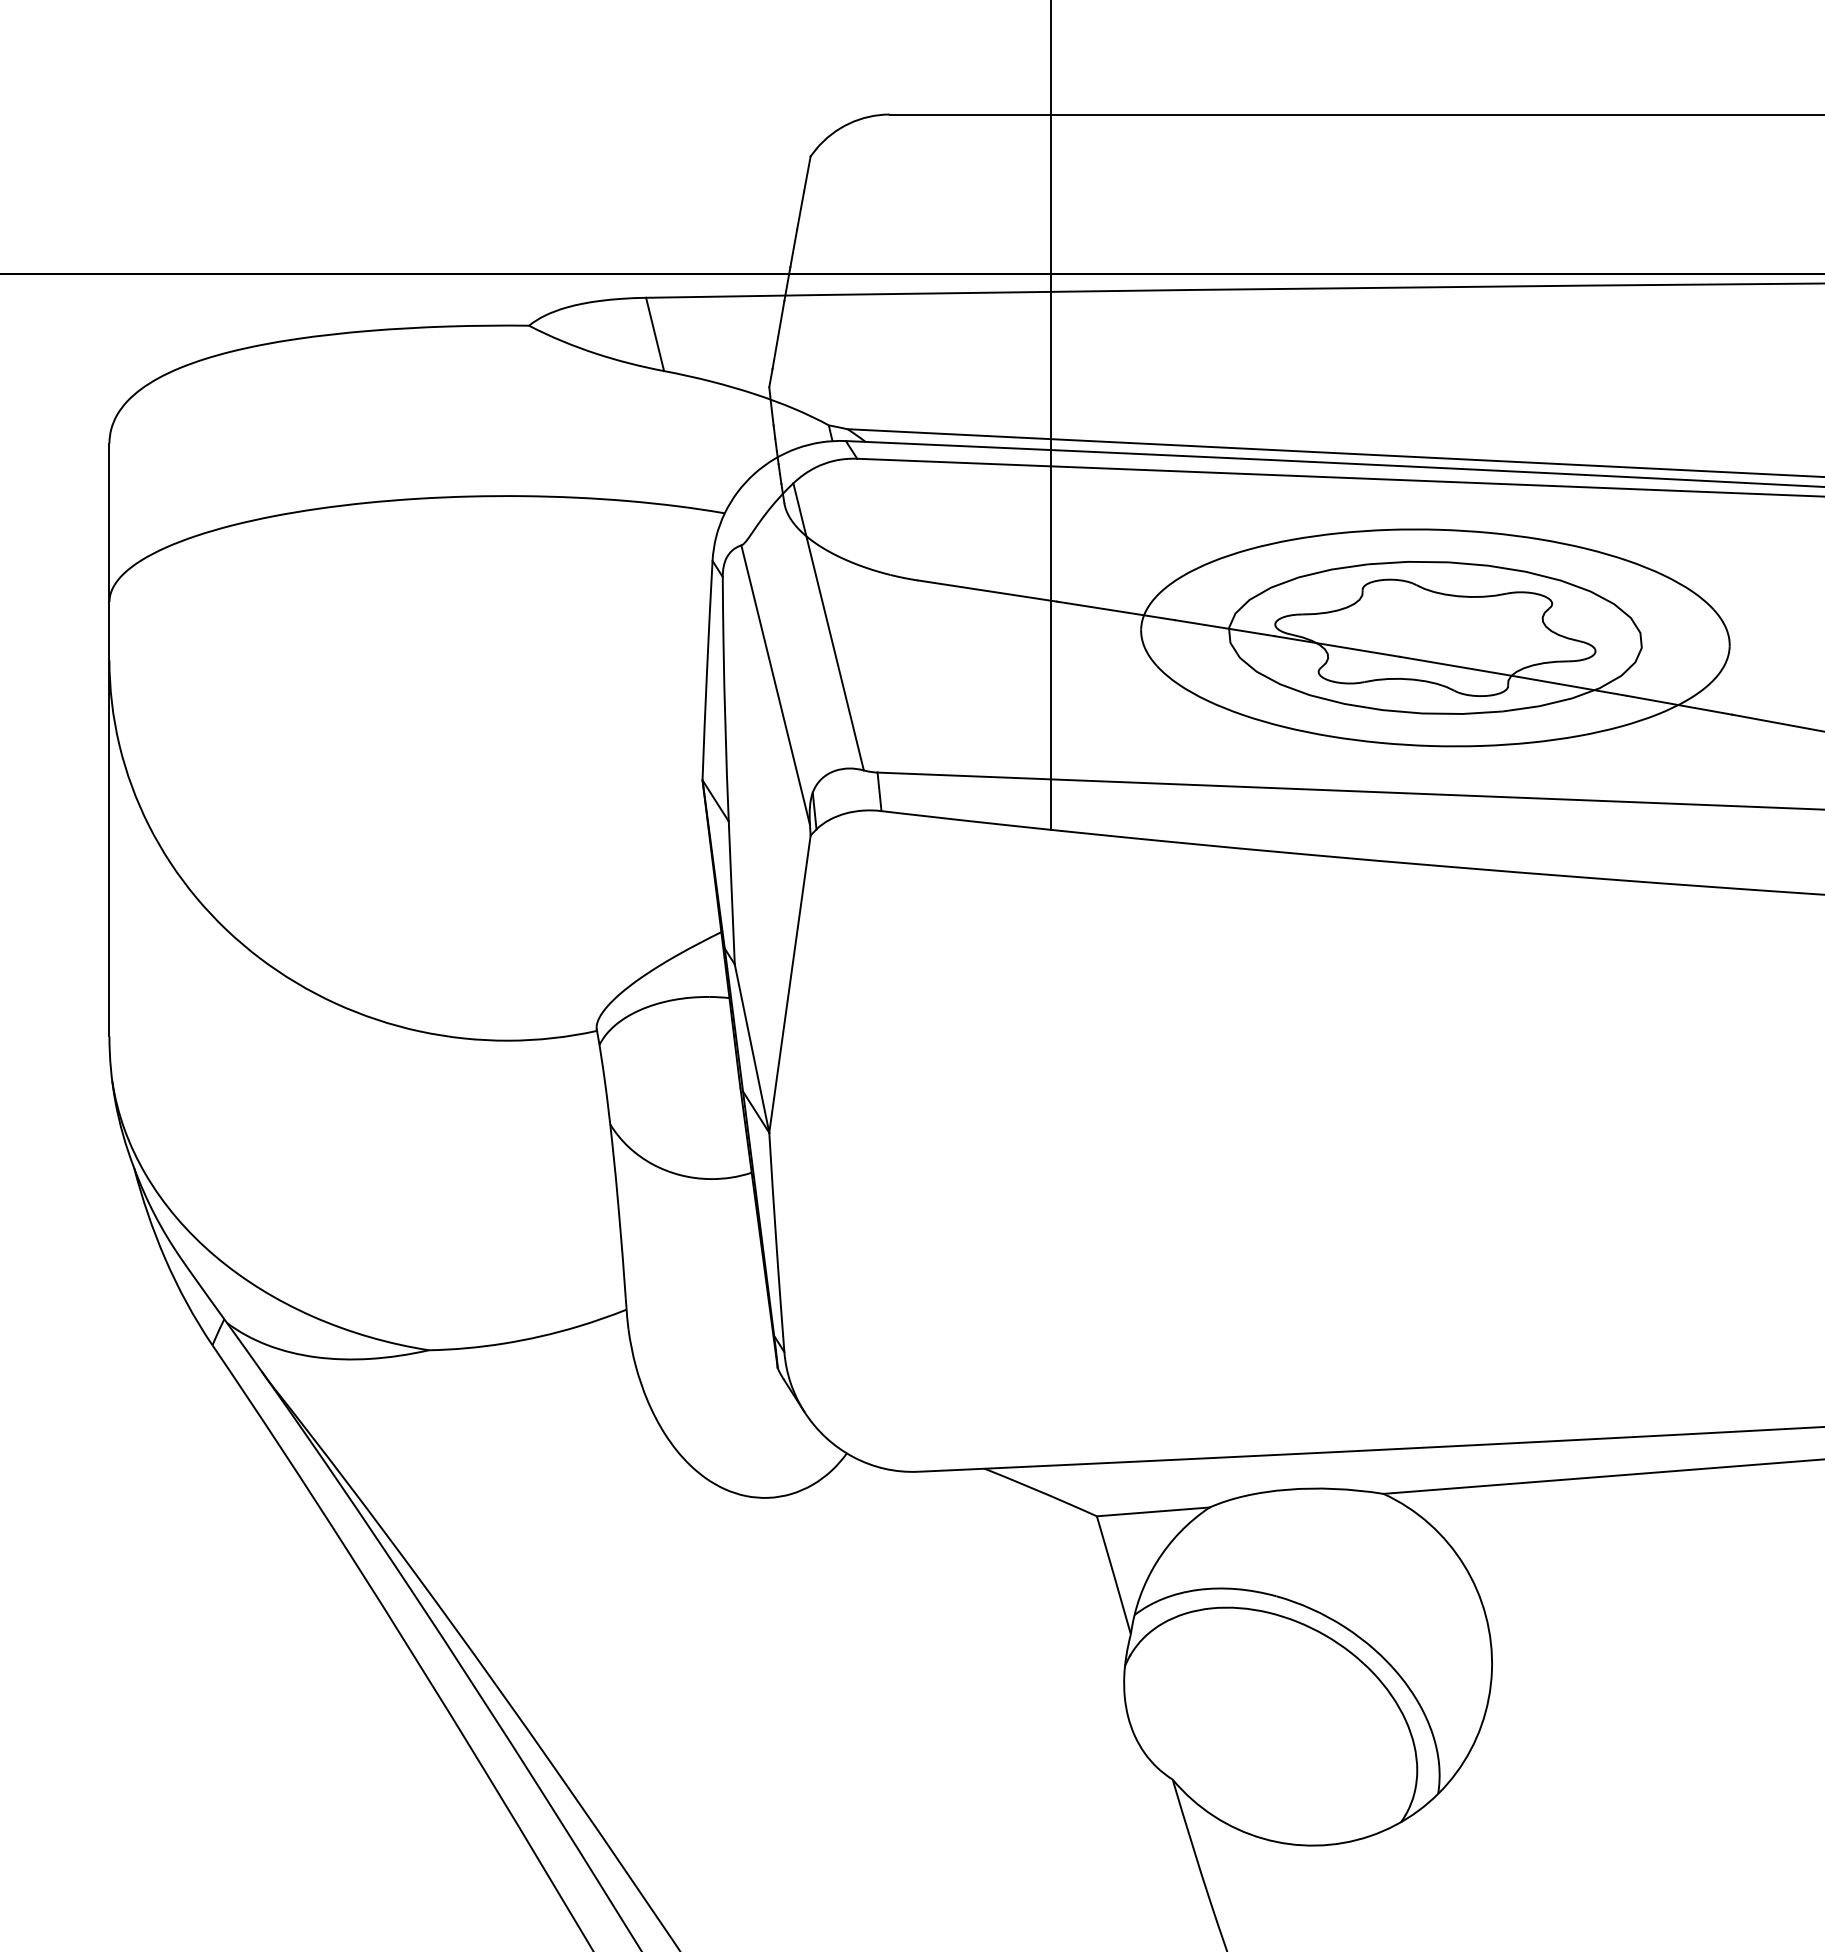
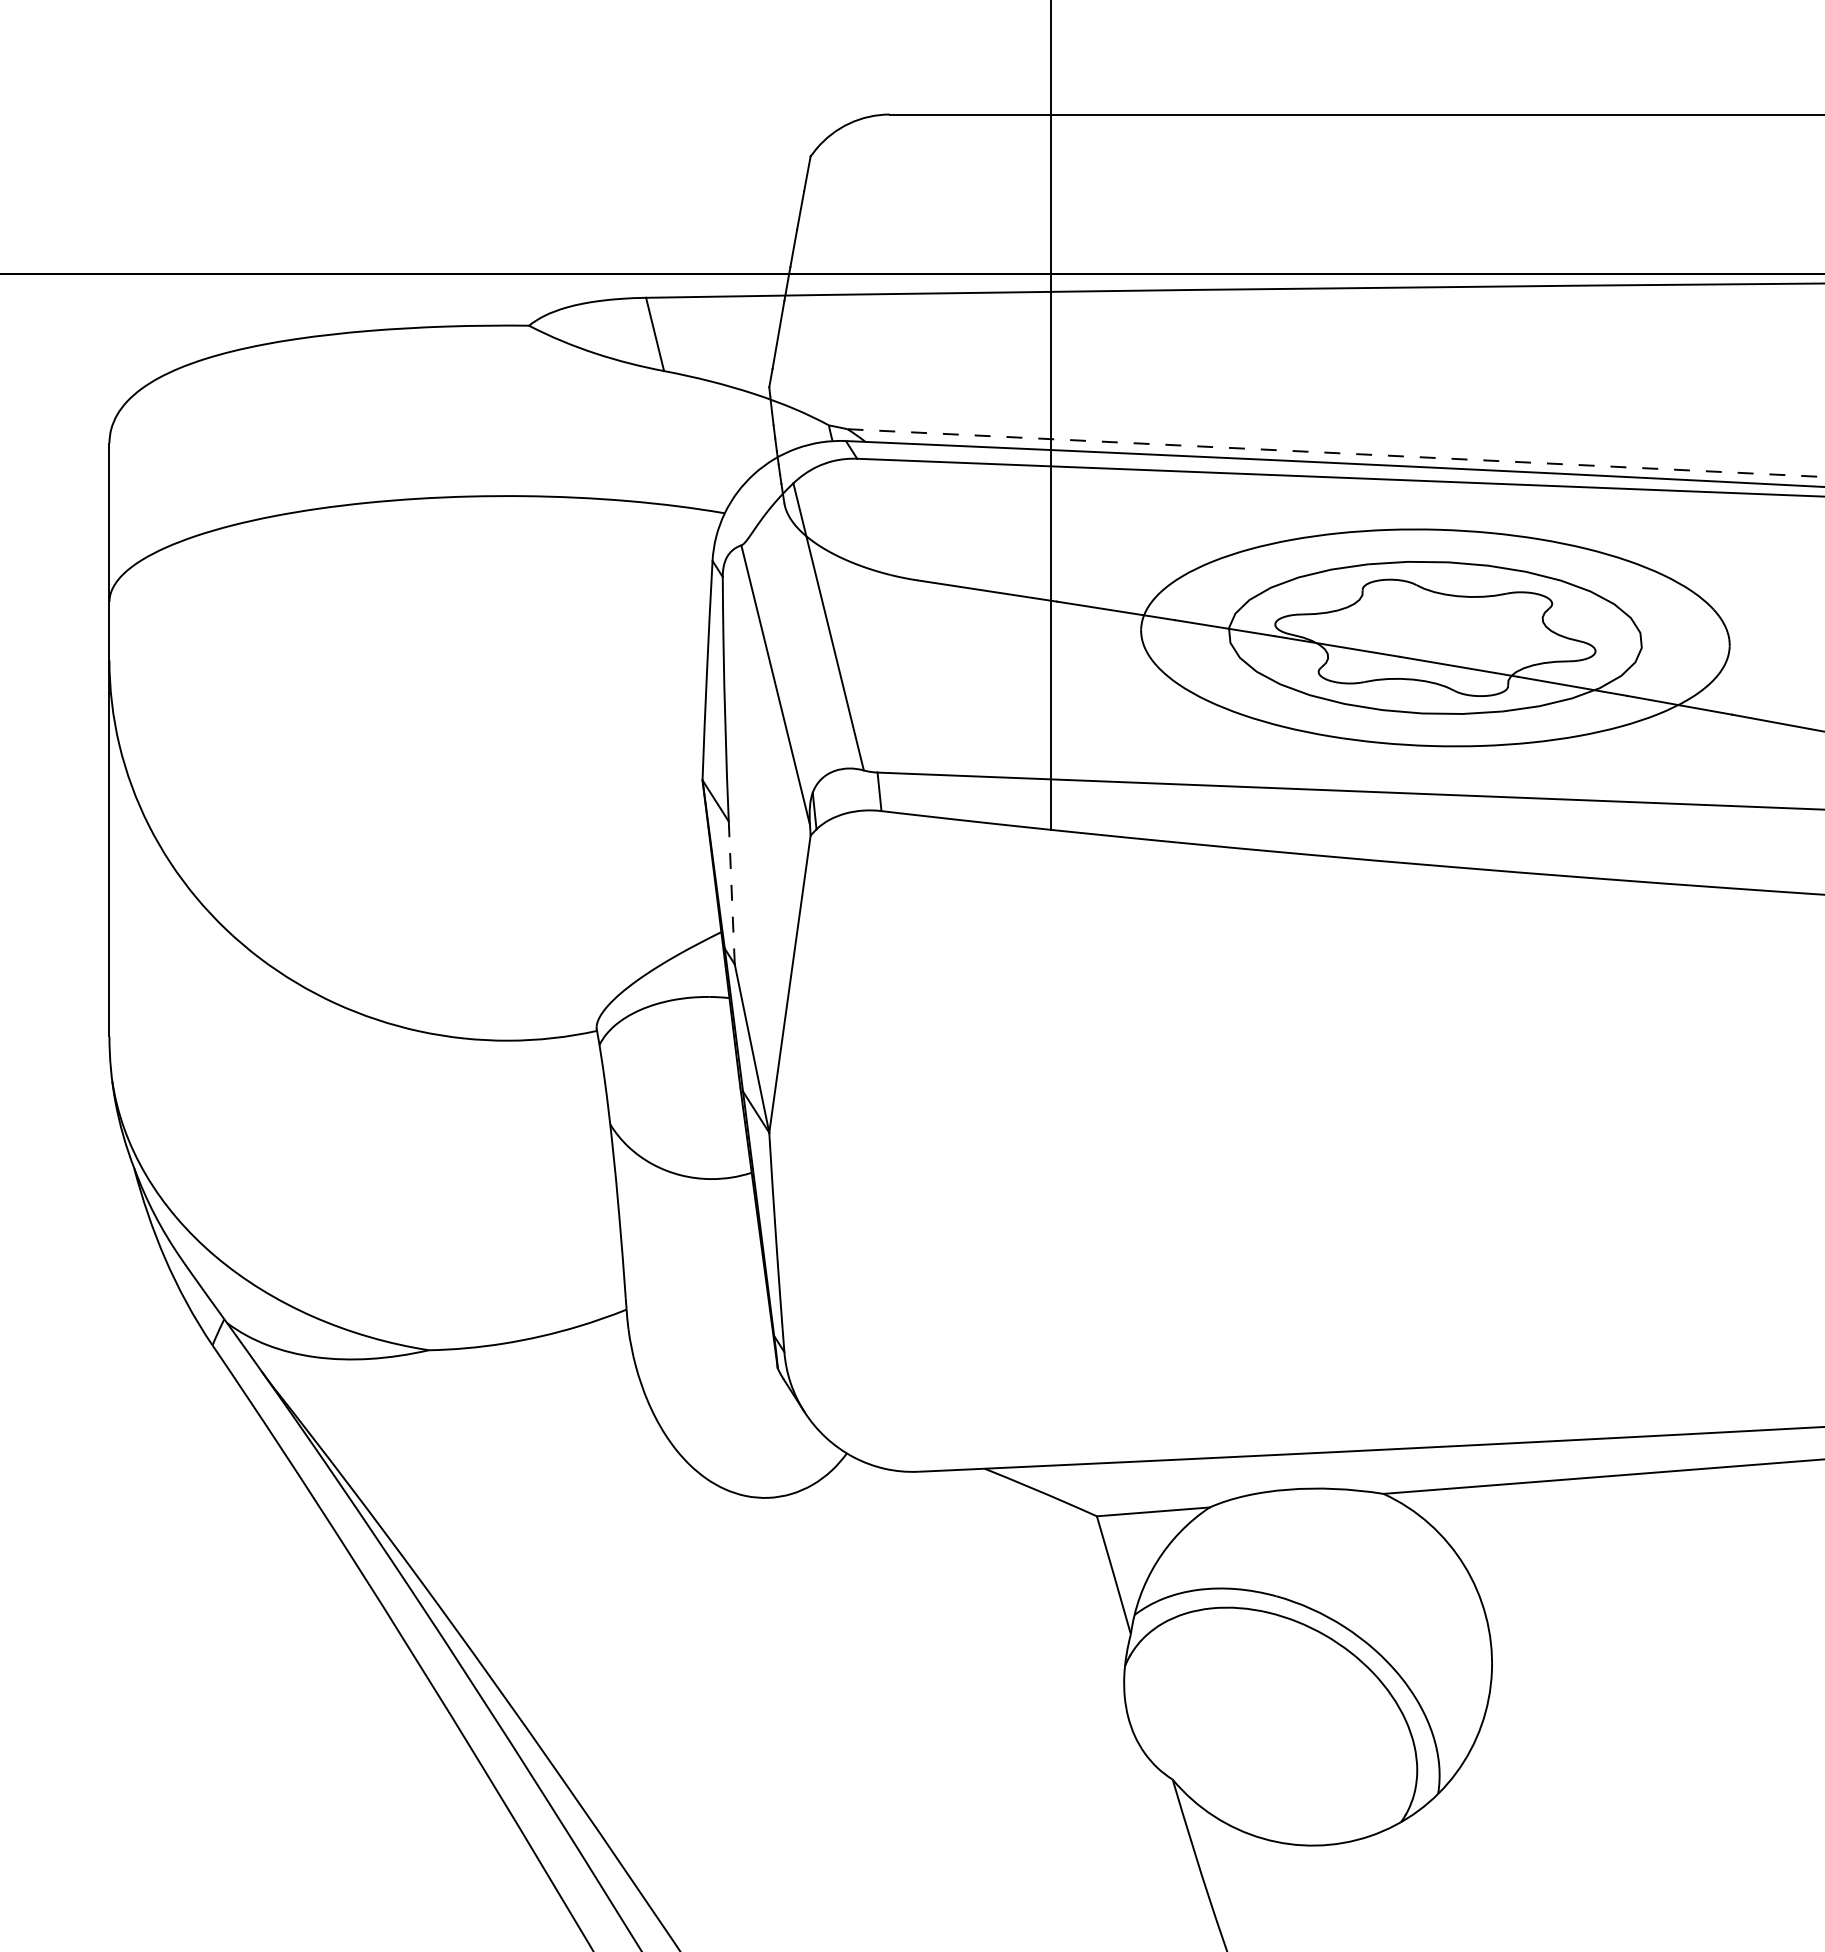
line: solid -> dashed (1336, 453)
line: solid -> dashed (731, 892)
